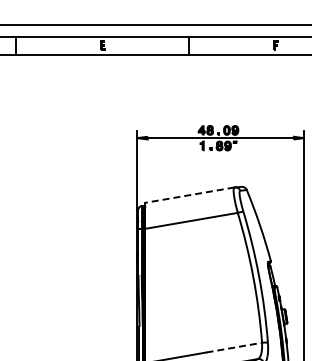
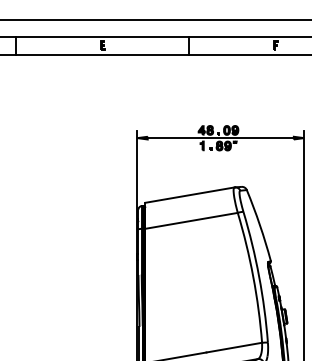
line position: (155, 25) -> (155, 20) (155, 20)
line: dashed -> solid (189, 195)
line: dashed -> solid (234, 347)
